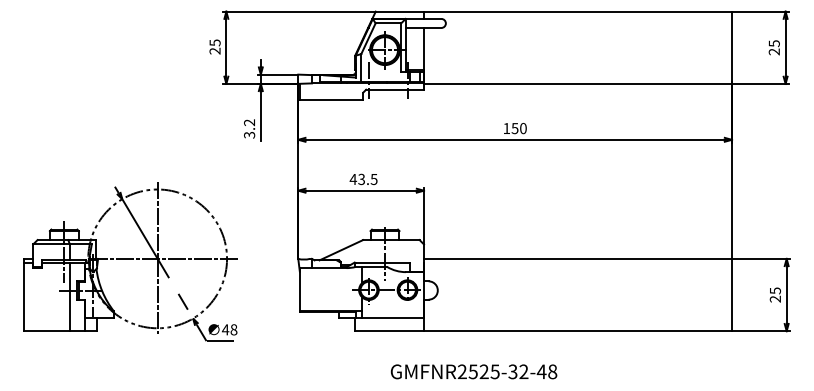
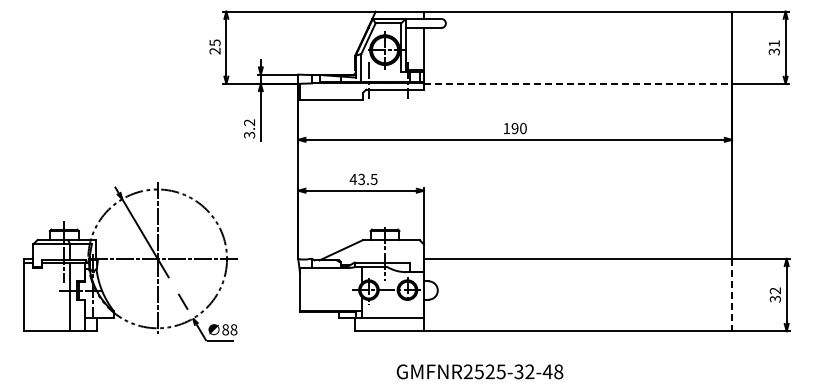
text: 25 -> 31 (773, 47)
line: solid -> dashed (578, 83)
text: 150 -> 190 (514, 128)
text: 25 -> 32 (775, 294)
line: solid -> dashed (732, 295)
text: 48 -> 88 (225, 329)
text position: (473, 371) -> (479, 371) (479, 371)
